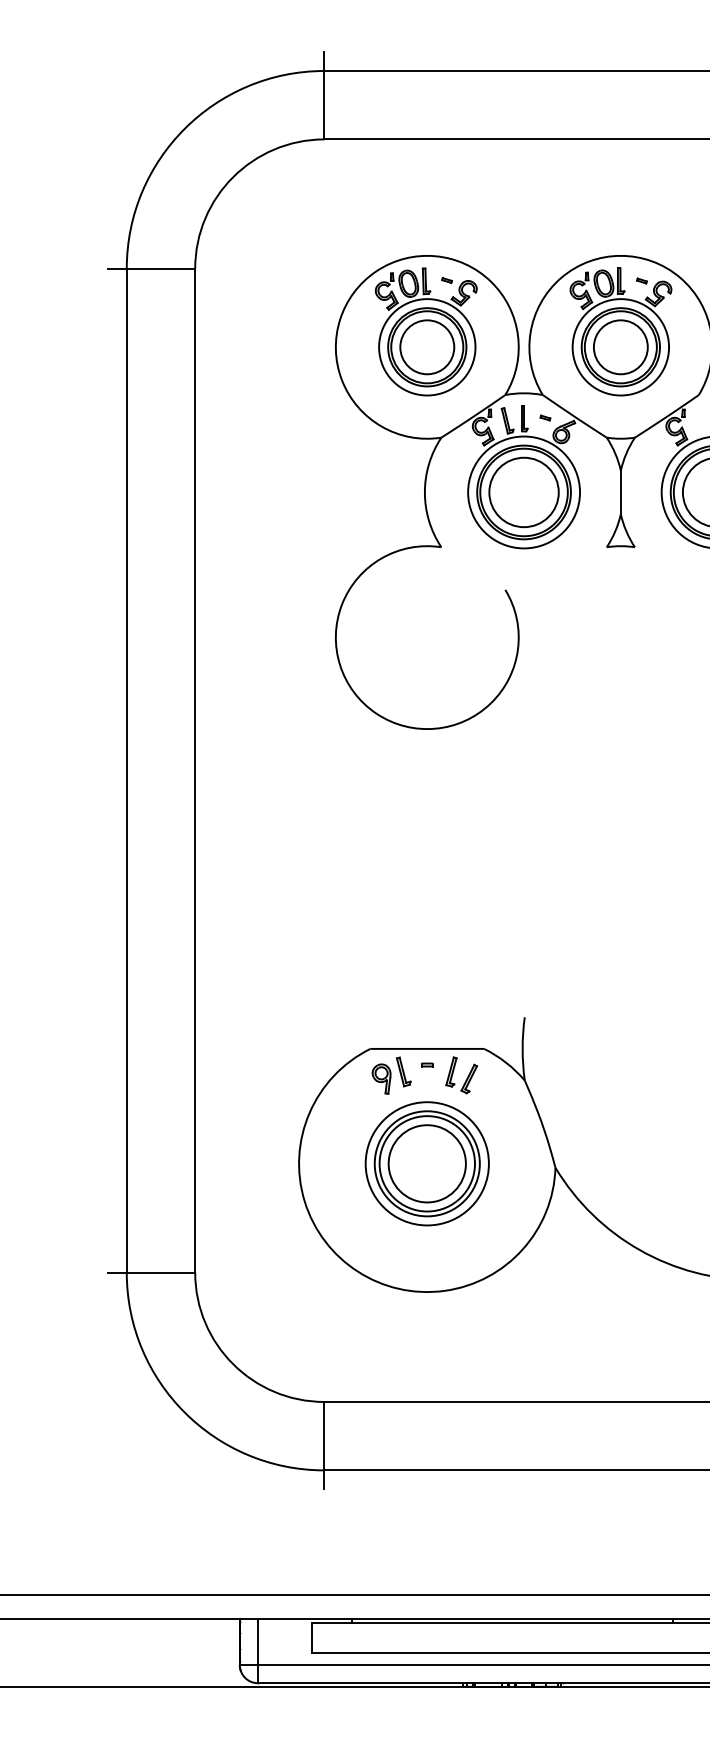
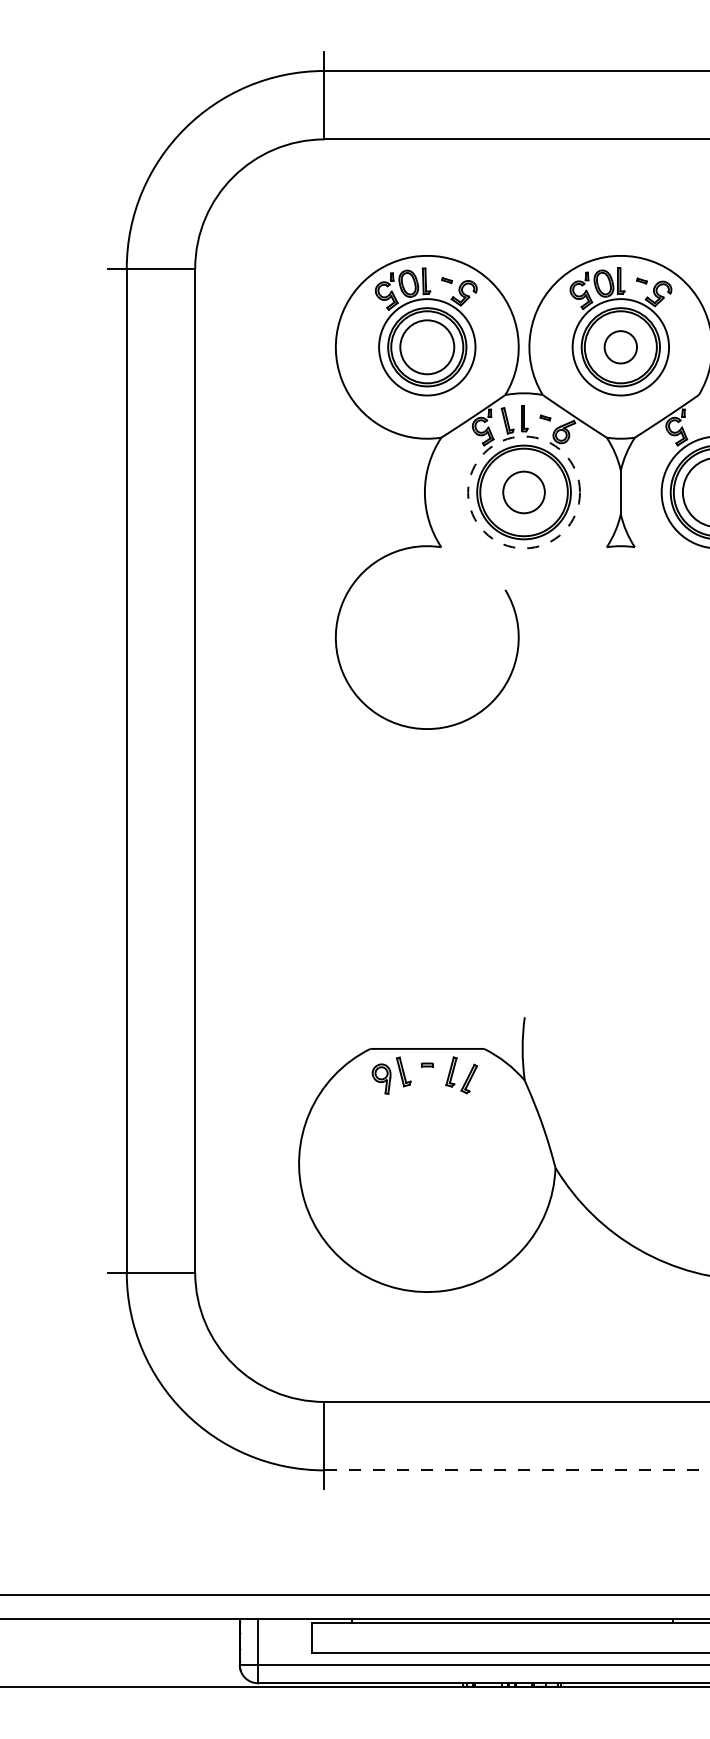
circle diameter: 54 px -> 32 px (620, 347)
circle diameter: 69 px -> 42 px (523, 492)
circle: solid -> dashed (524, 492)
part: present -> none (426, 1163)
line: solid -> dashed (516, 1470)
